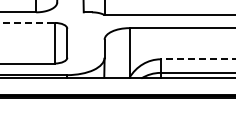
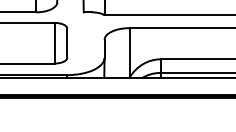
line: dashed -> solid (27, 22)
line: dashed -> solid (197, 59)
